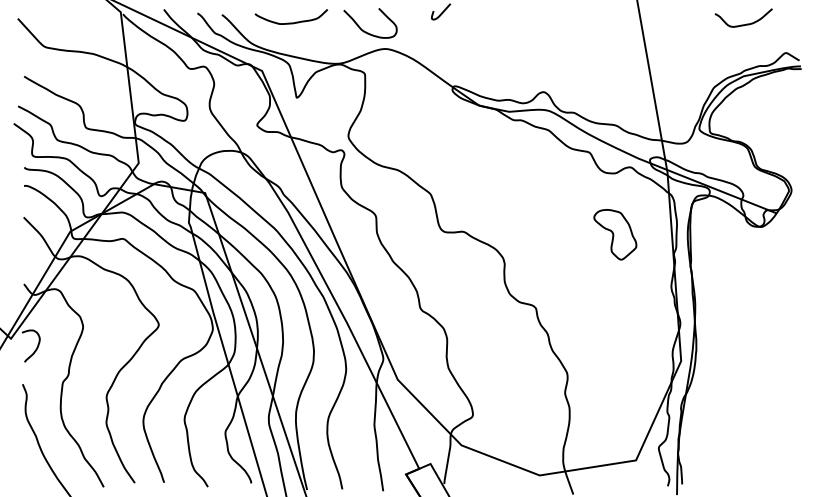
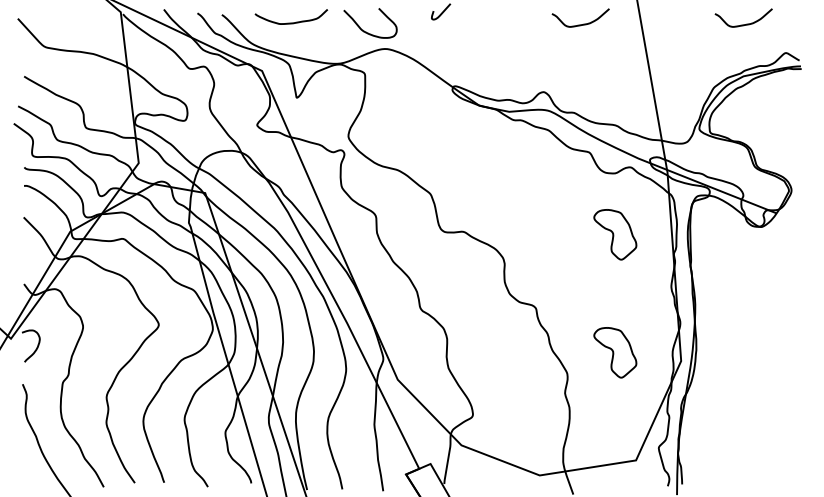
curve: none -> present (583, 23)
part: none -> present (615, 352)
